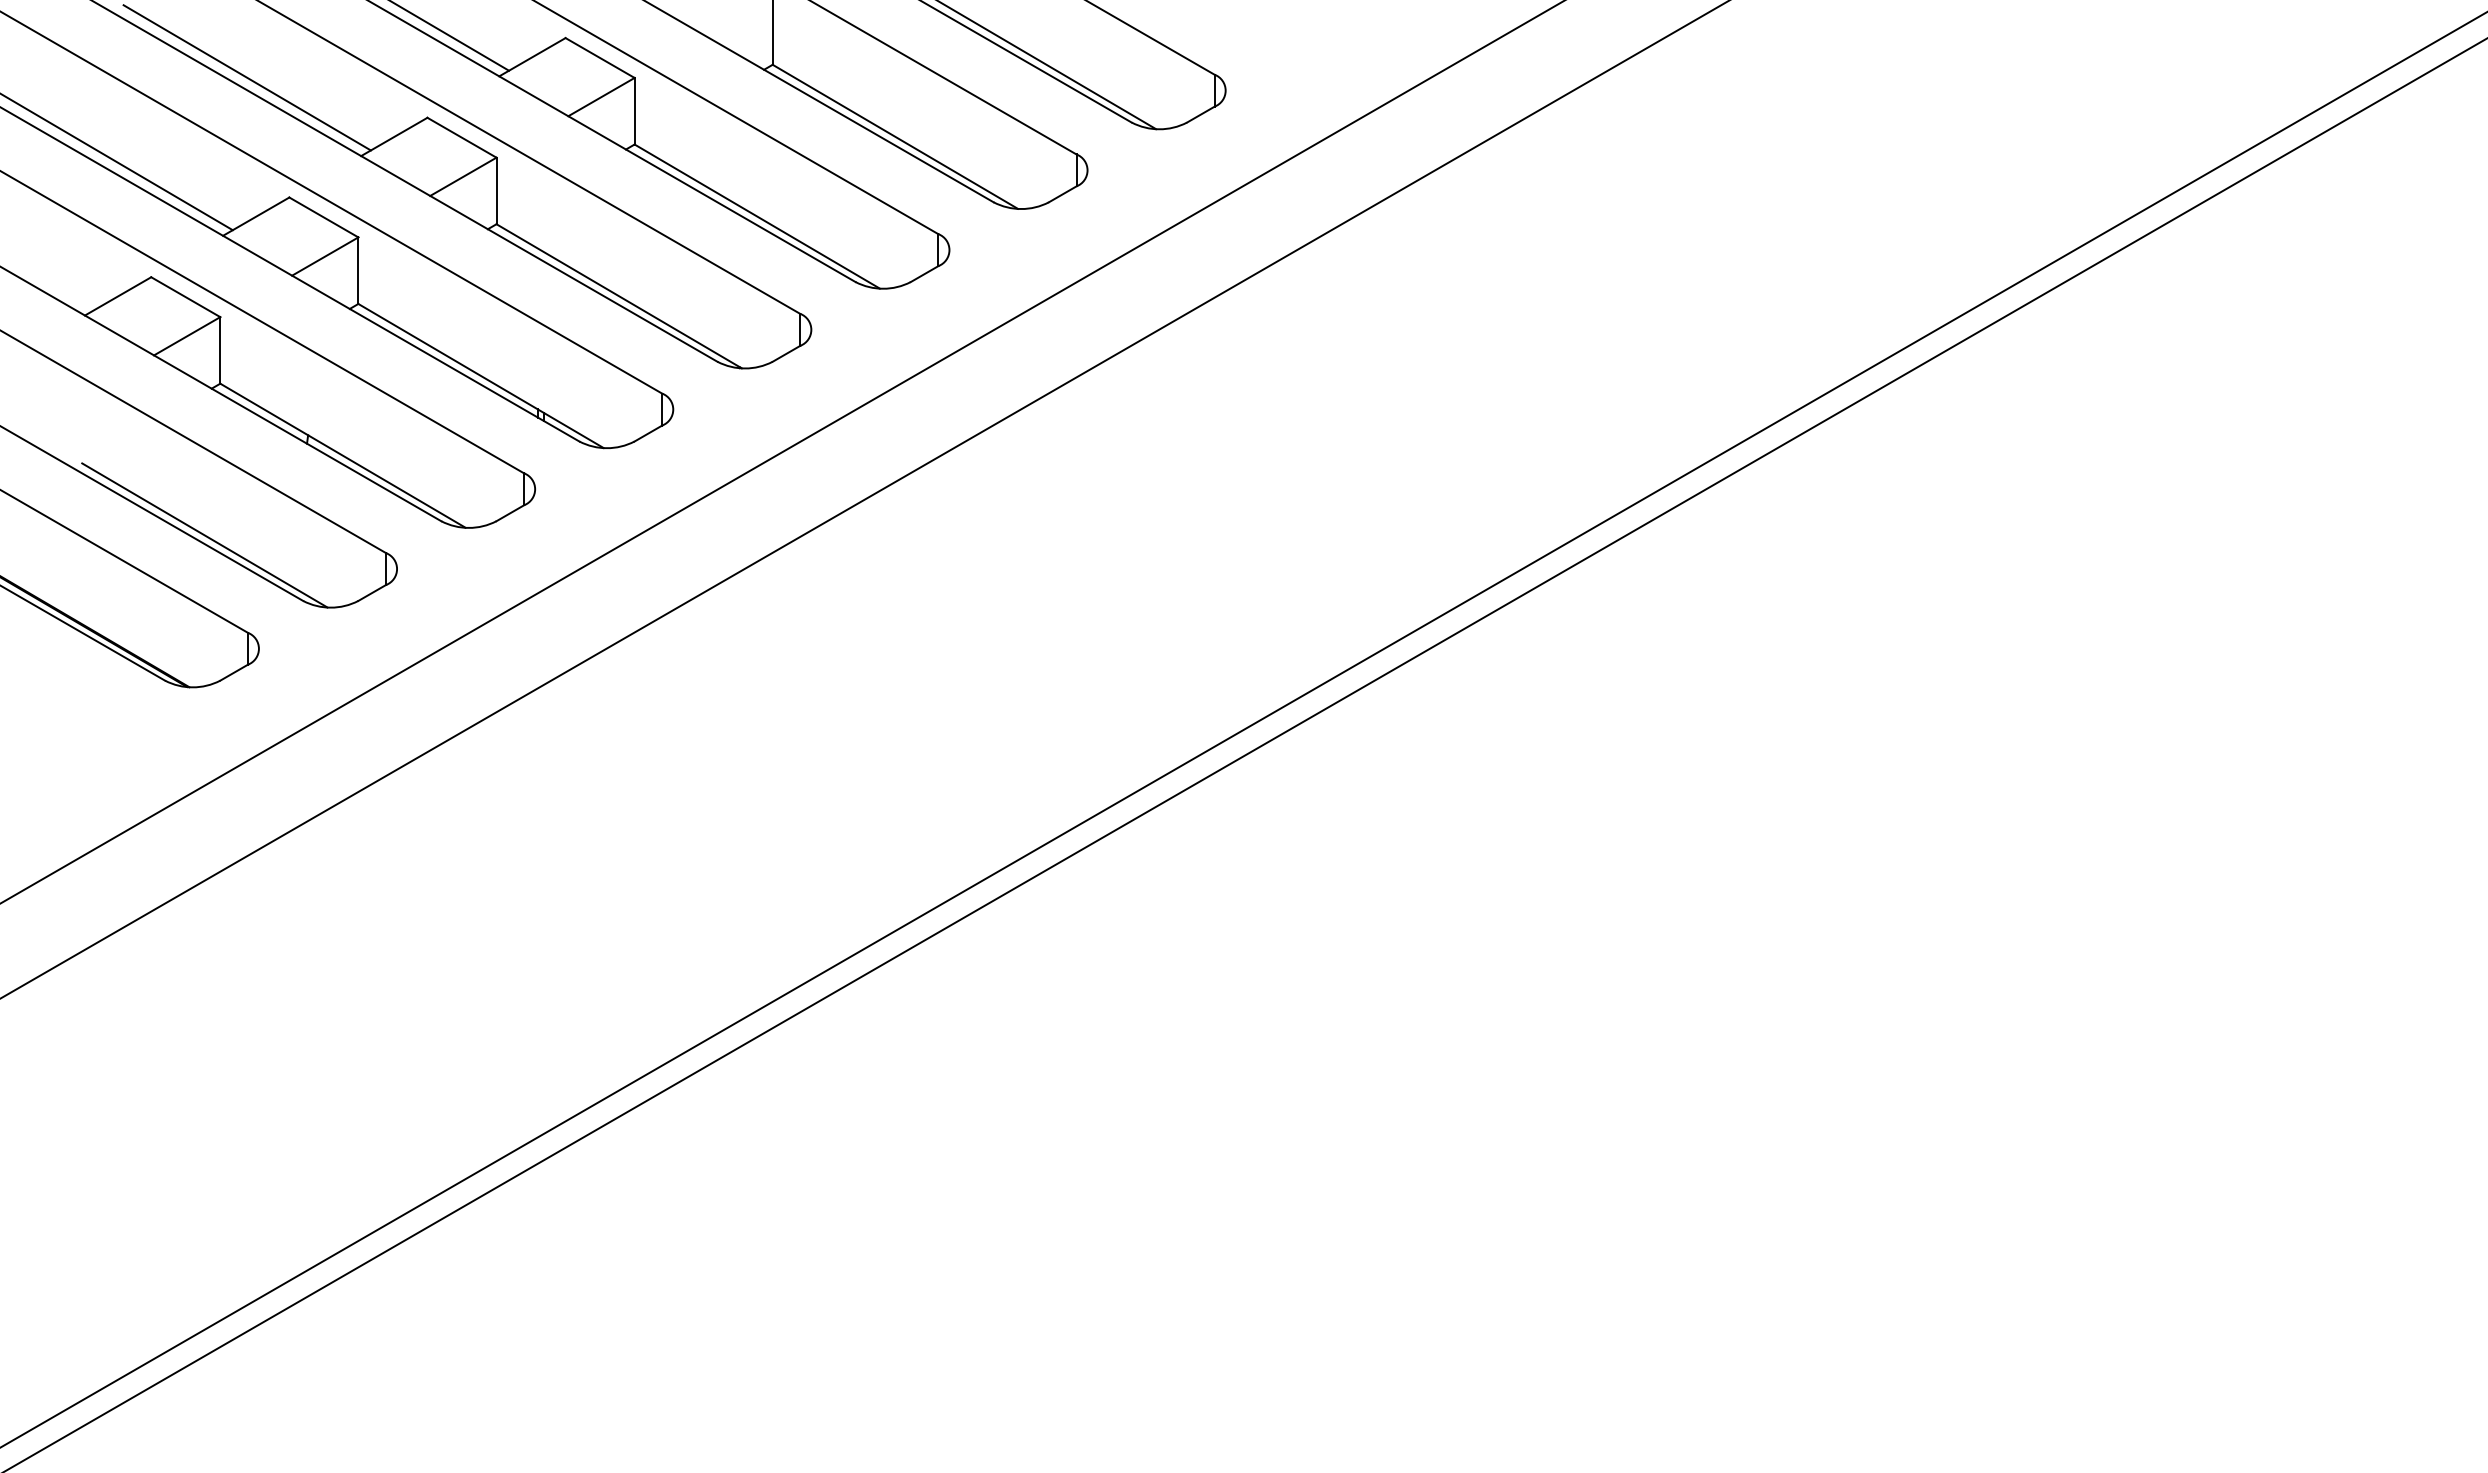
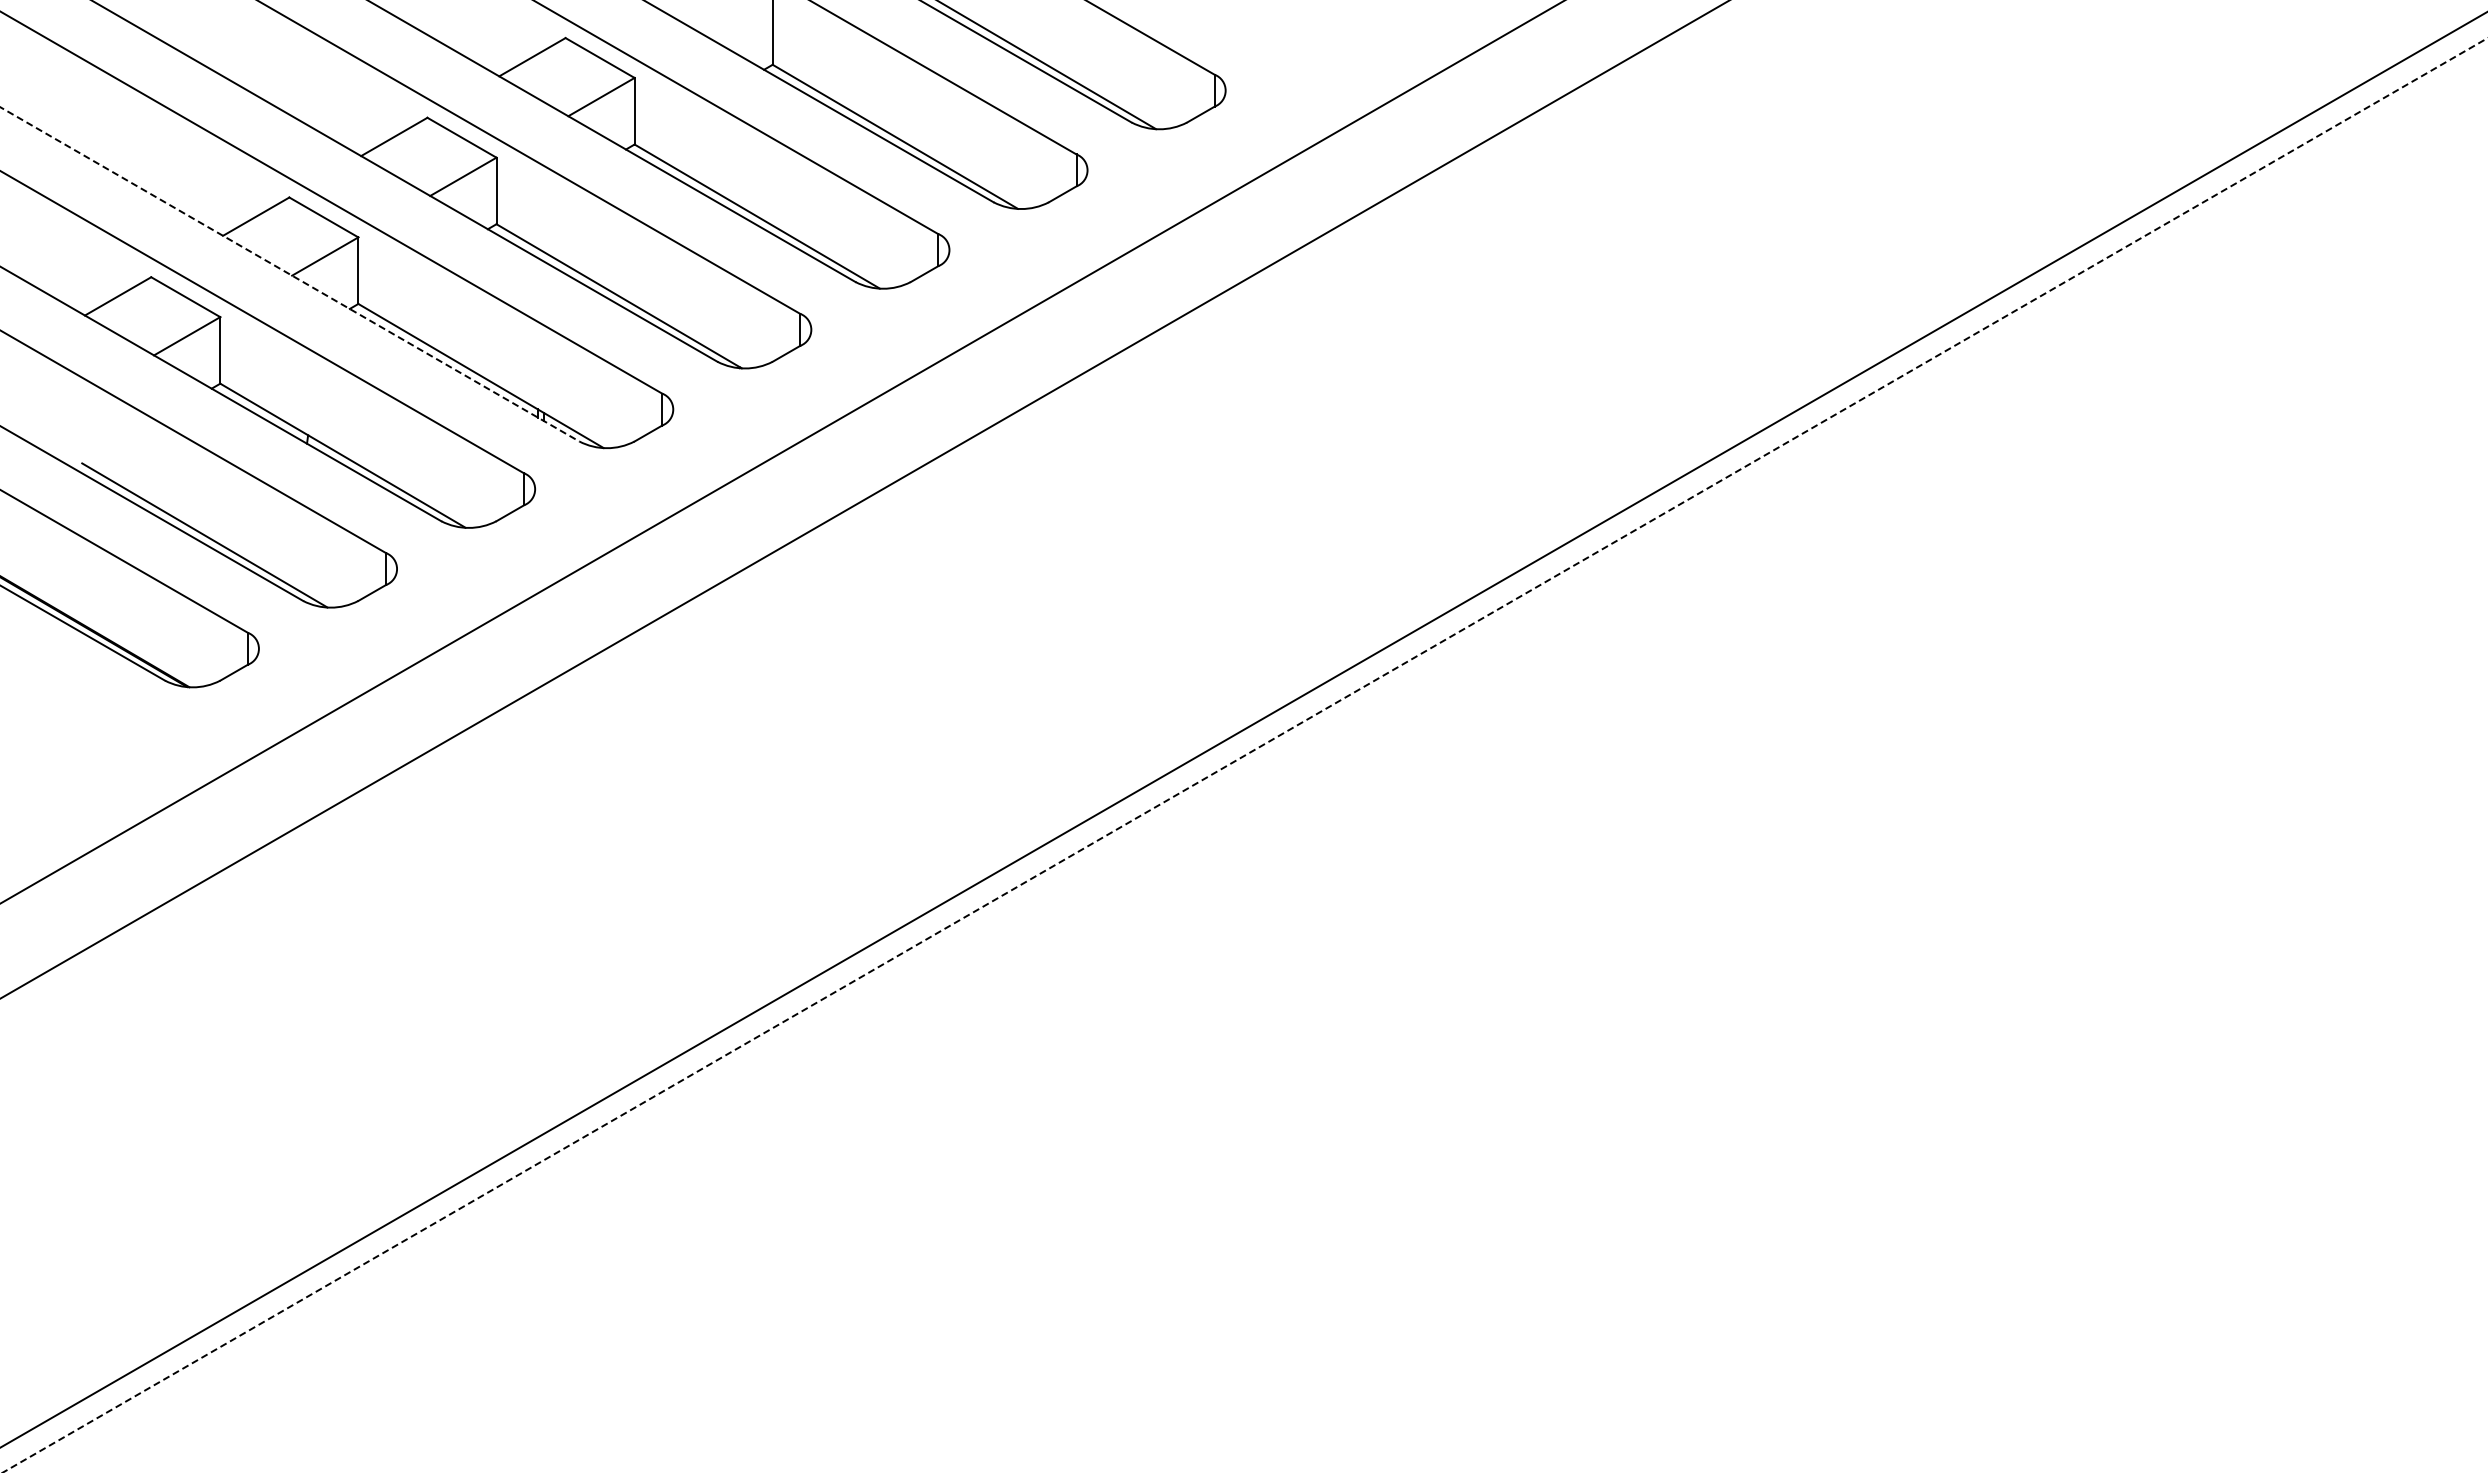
line: present -> none (450, 36)
line: present -> none (246, 77)
line: present -> none (117, 162)
line: solid -> dashed (290, 274)
line: solid -> dashed (1244, 755)
